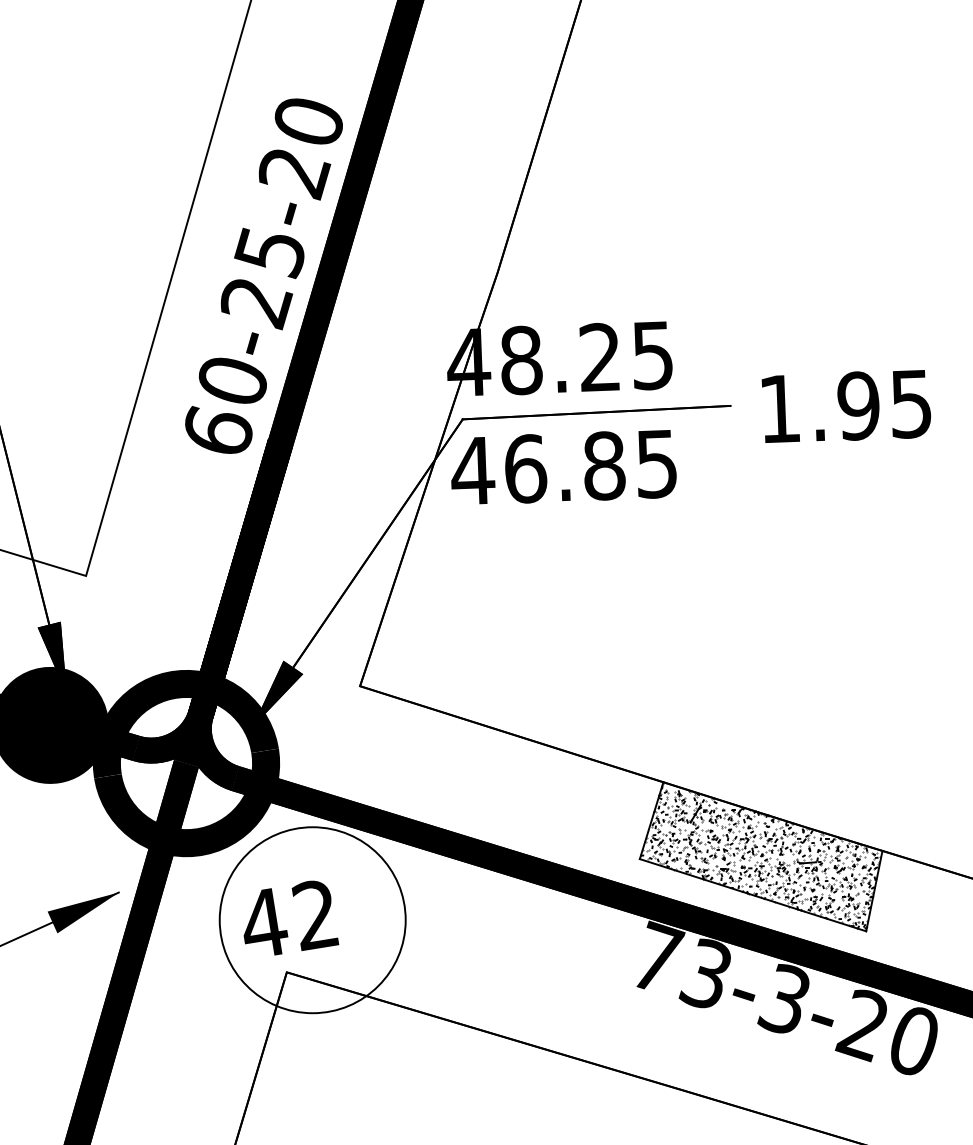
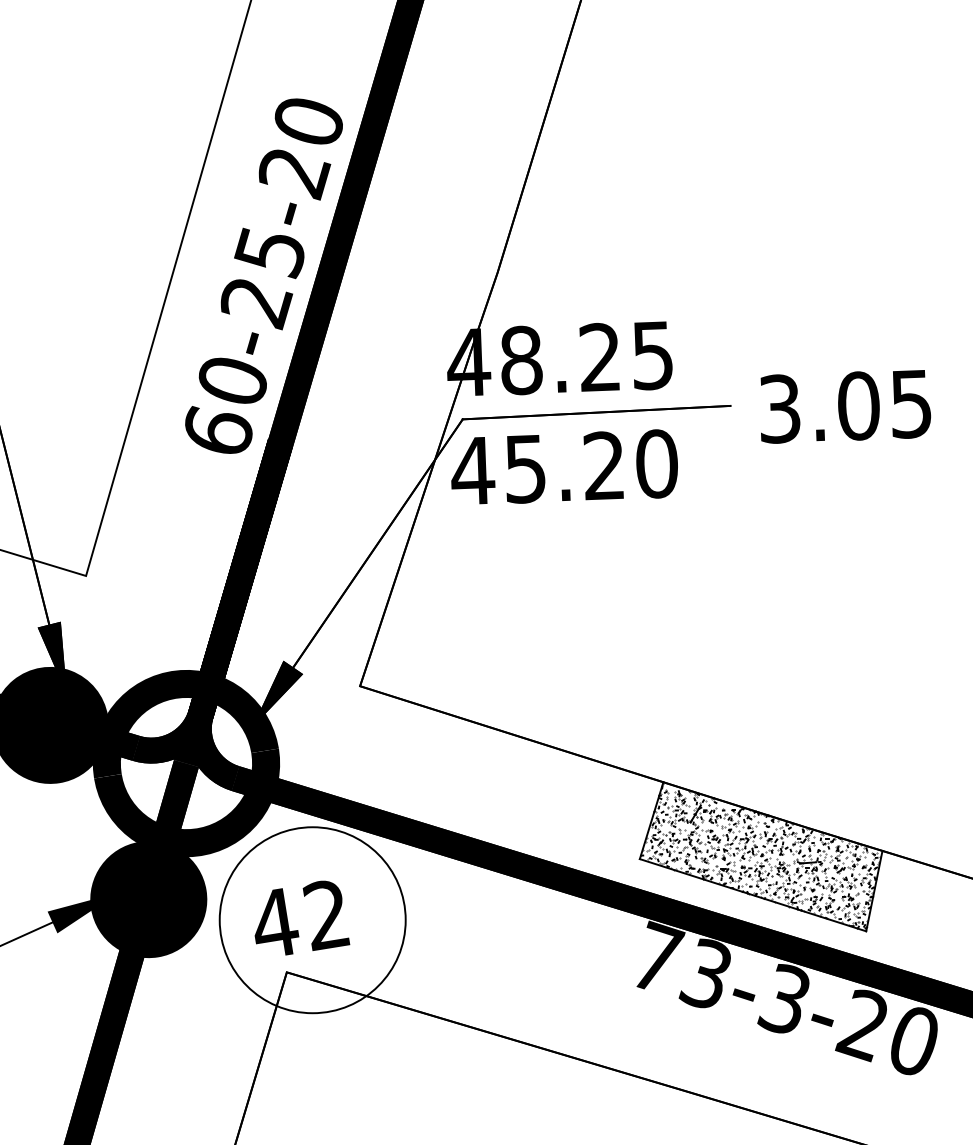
text: 1.95 -> 3.05 (819, 407)
text: 46.85 -> 45.20 (591, 466)
fill: none -> present (148, 899)
text position: (291, 917) -> (302, 917) (302, 917)
